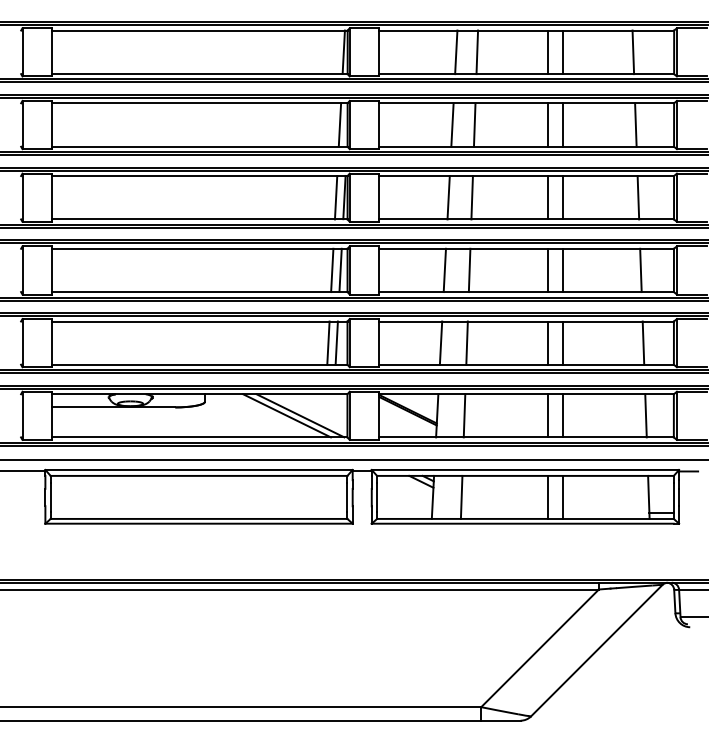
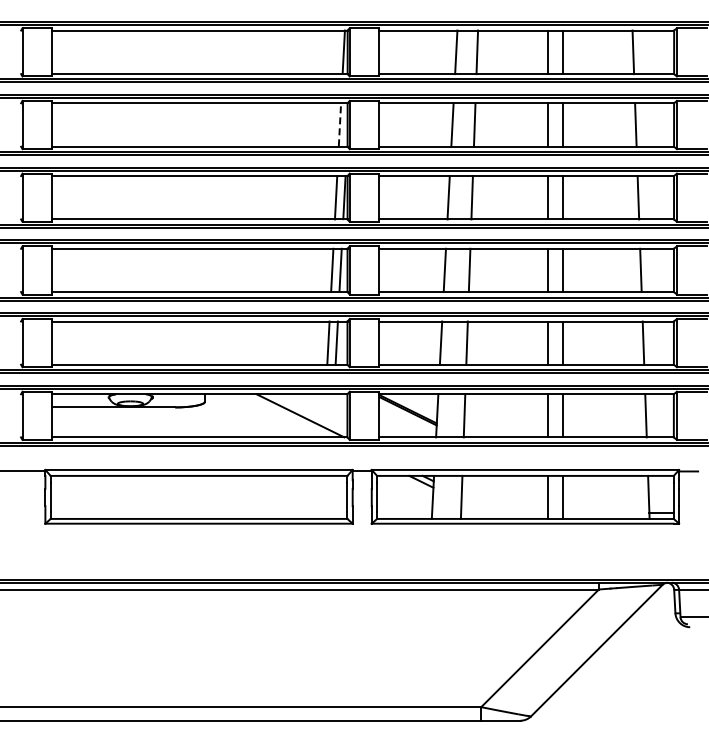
line: solid -> dashed (339, 124)
line: present -> none (286, 415)
line: present -> none (353, 459)
